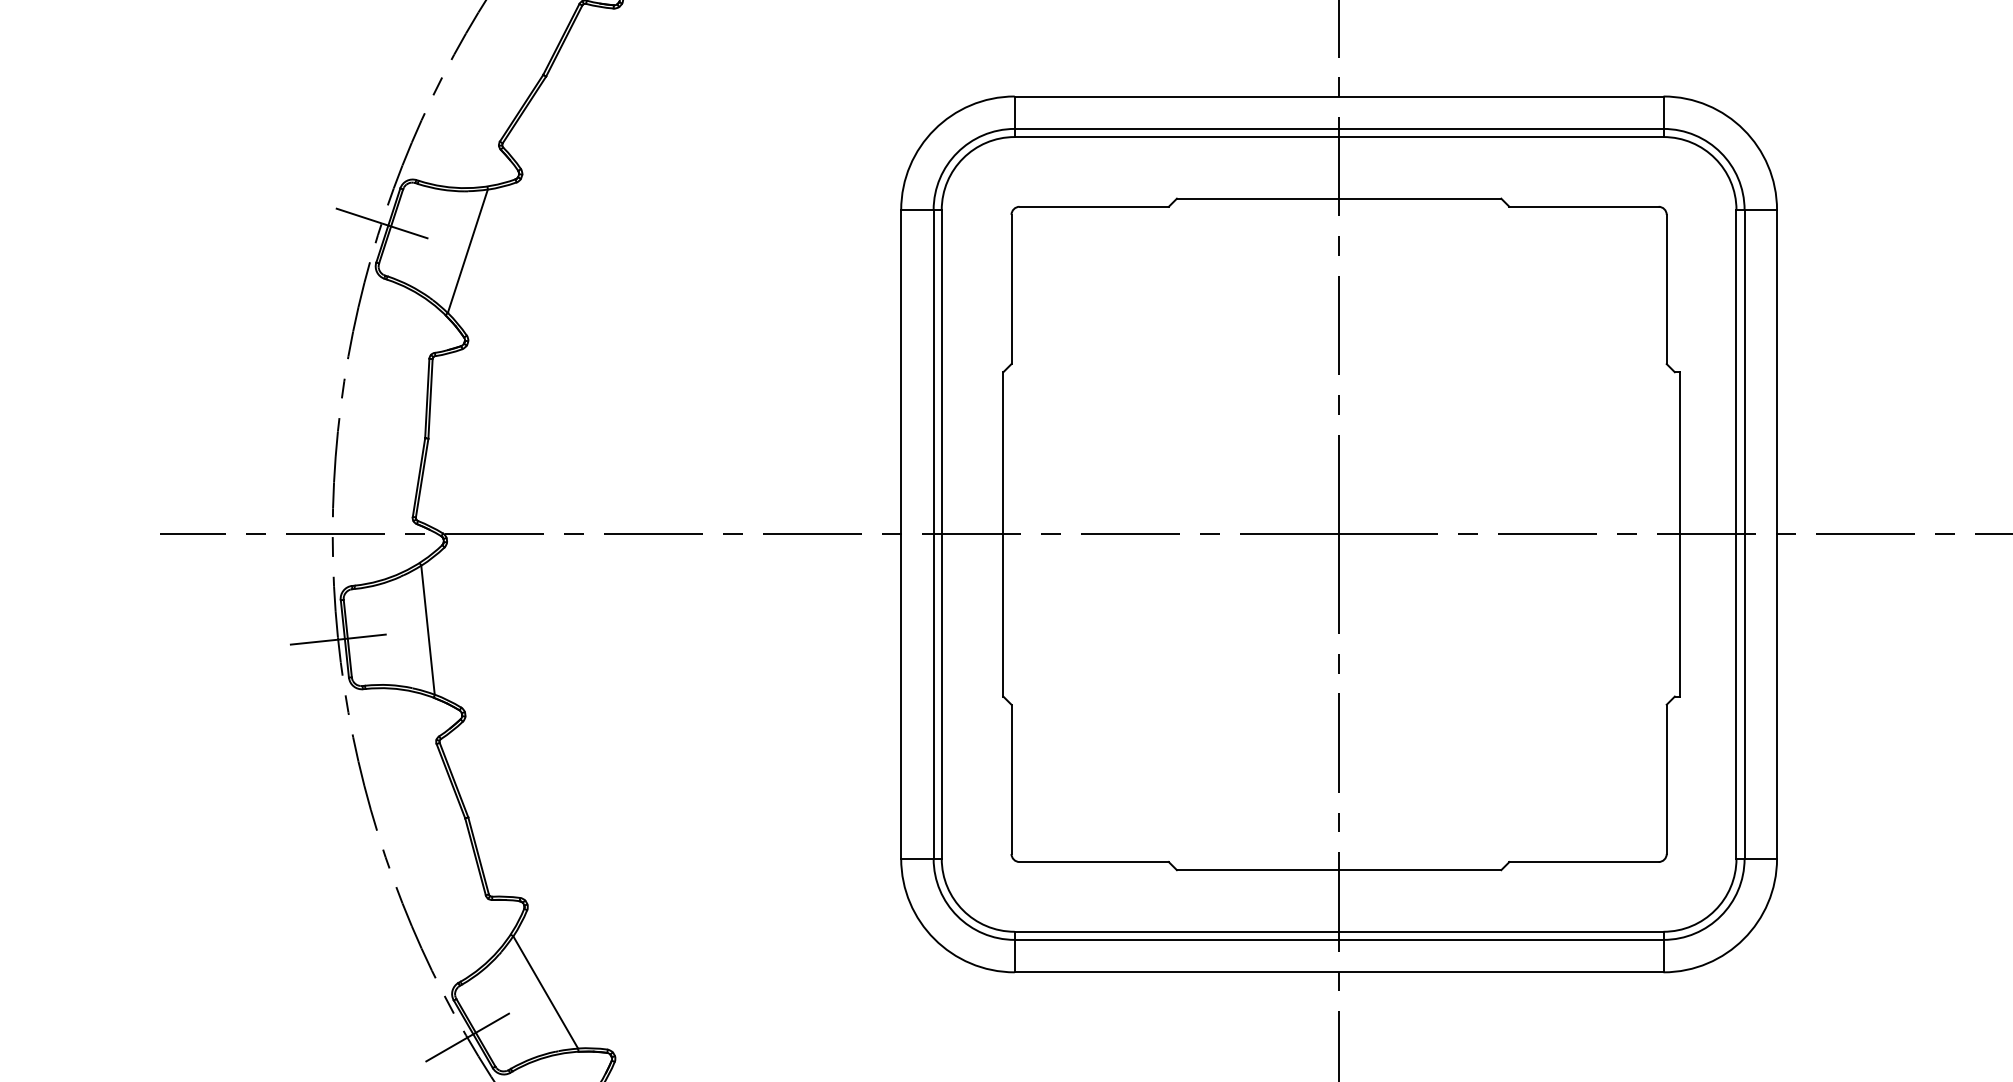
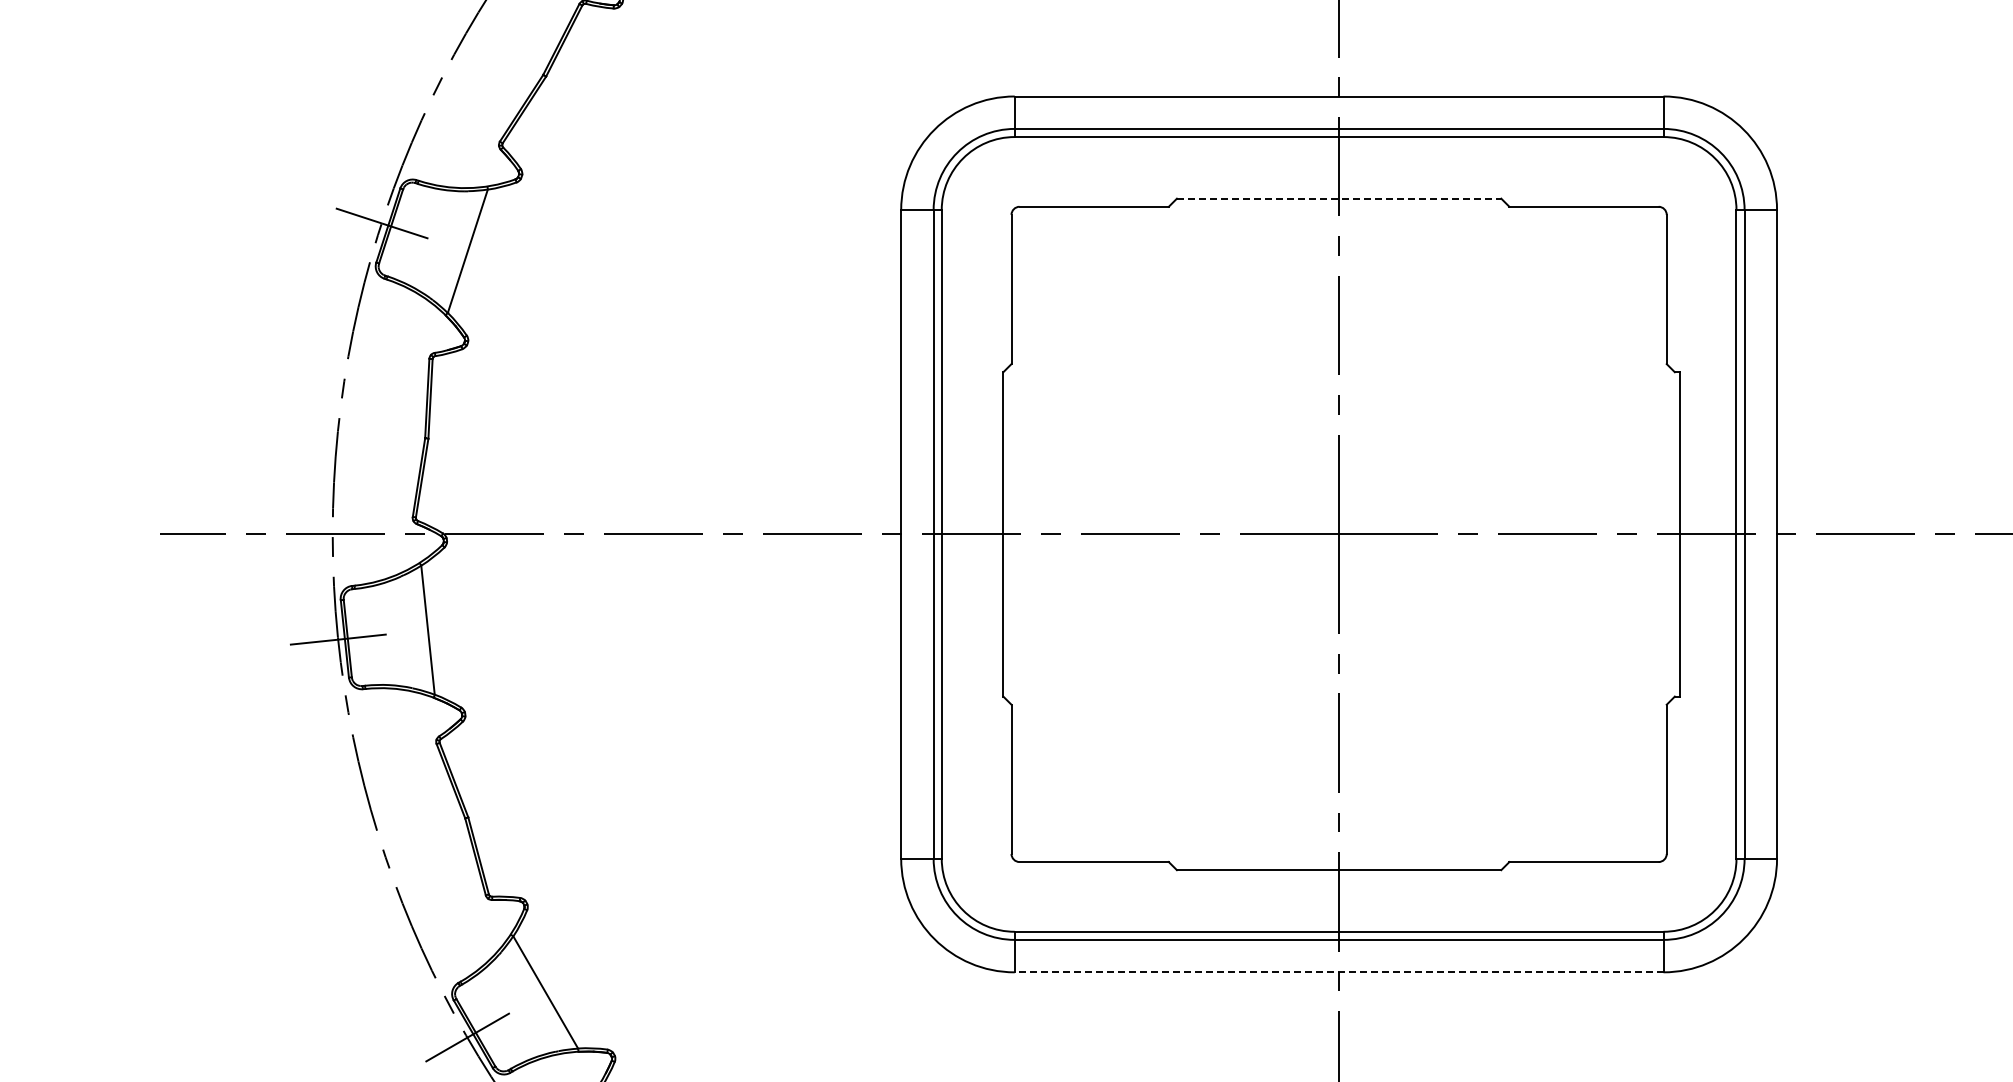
line: solid -> dashed (1339, 198)
line: solid -> dashed (1338, 972)
